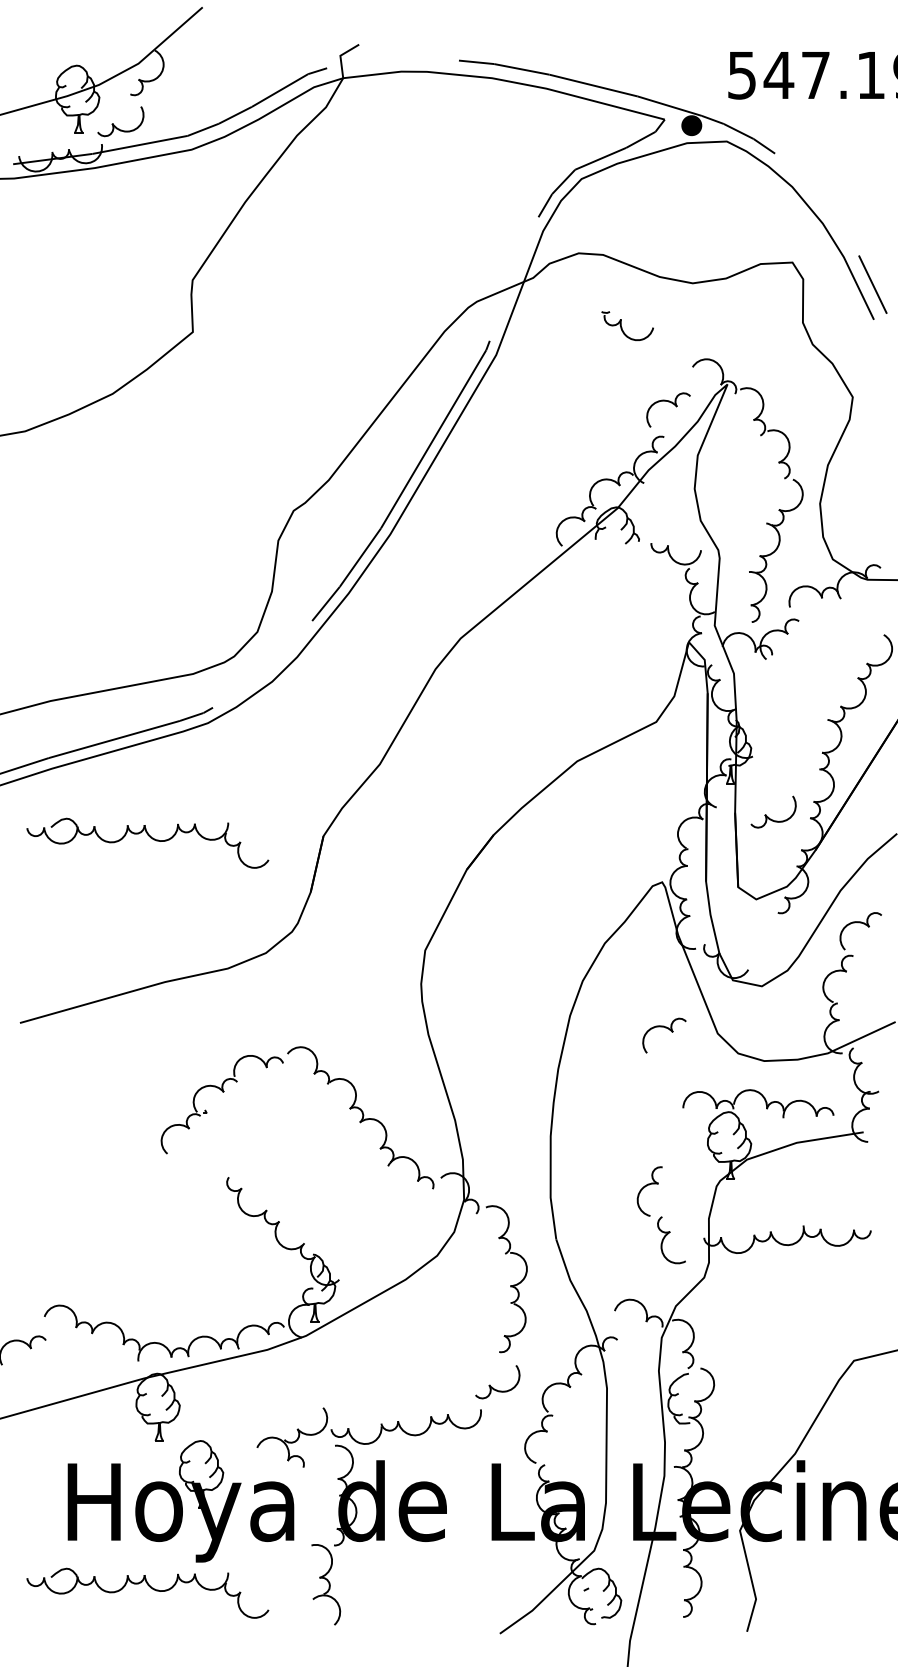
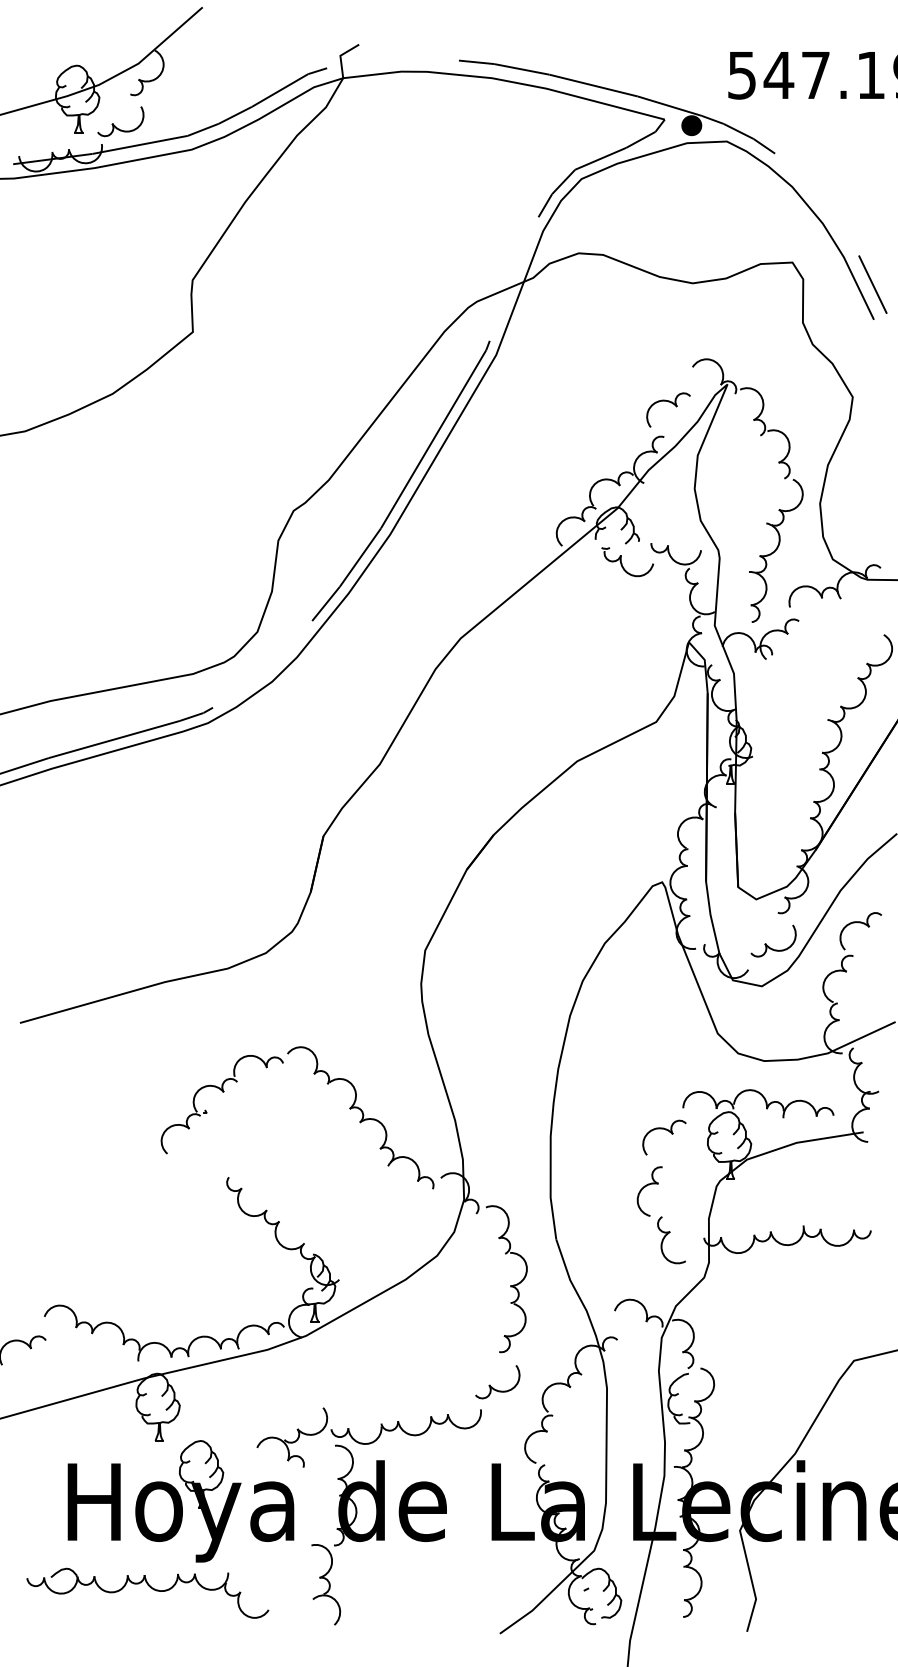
part position: (627, 326) -> (627, 562) (627, 562)
part position: (768, 816) -> (768, 945) (768, 945)
part: present -> none (147, 842)
part position: (665, 1028) -> (665, 1130) (665, 1130)
